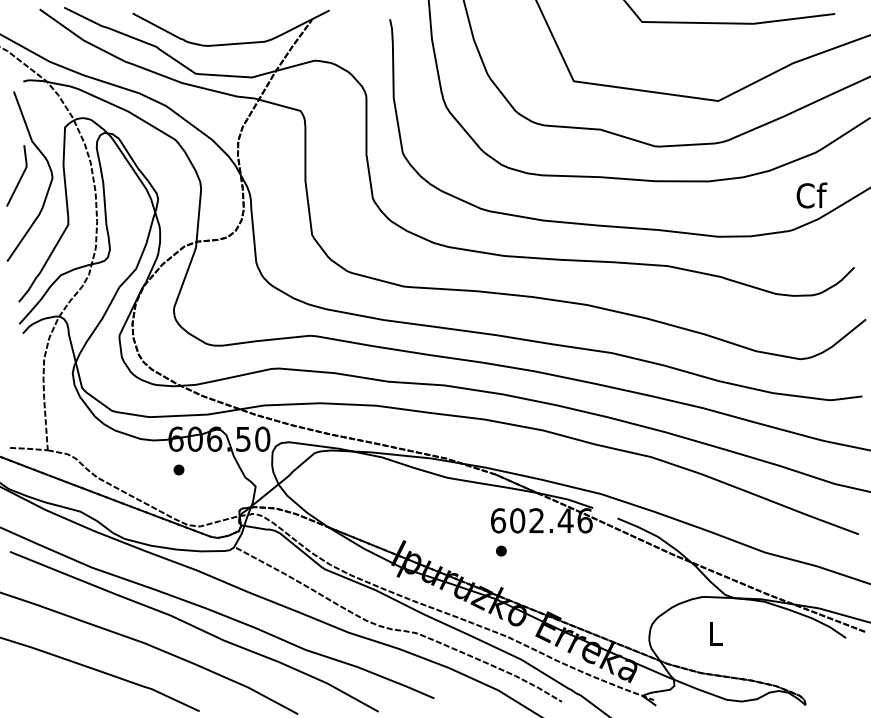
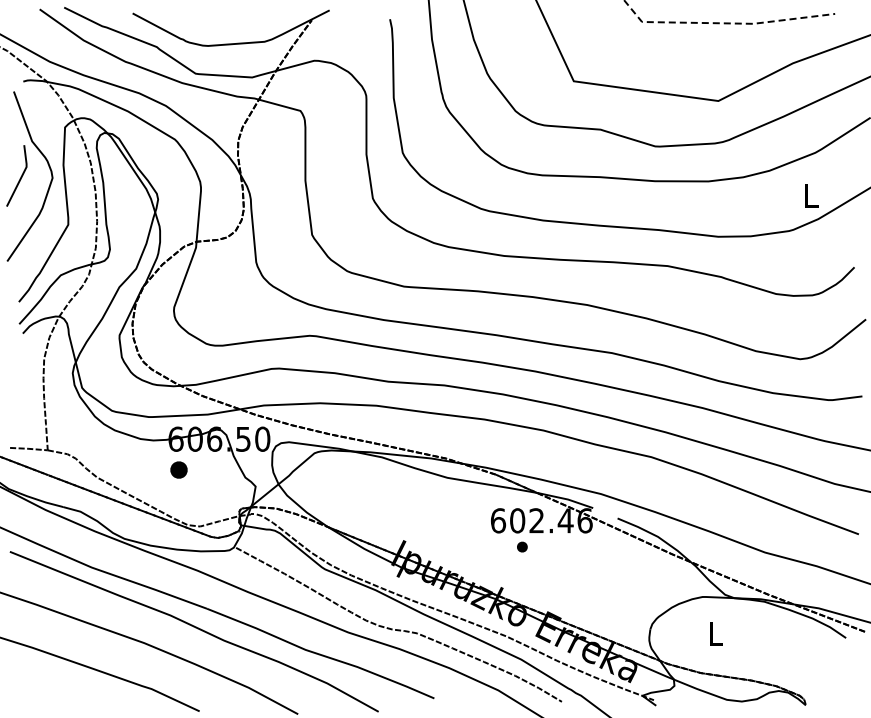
line: solid -> dashed (725, 23)
text: Cf -> L (811, 195)
part size: 12x12 px -> 18x18 px (178, 469)
part position: (501, 550) -> (522, 546) (522, 546)
